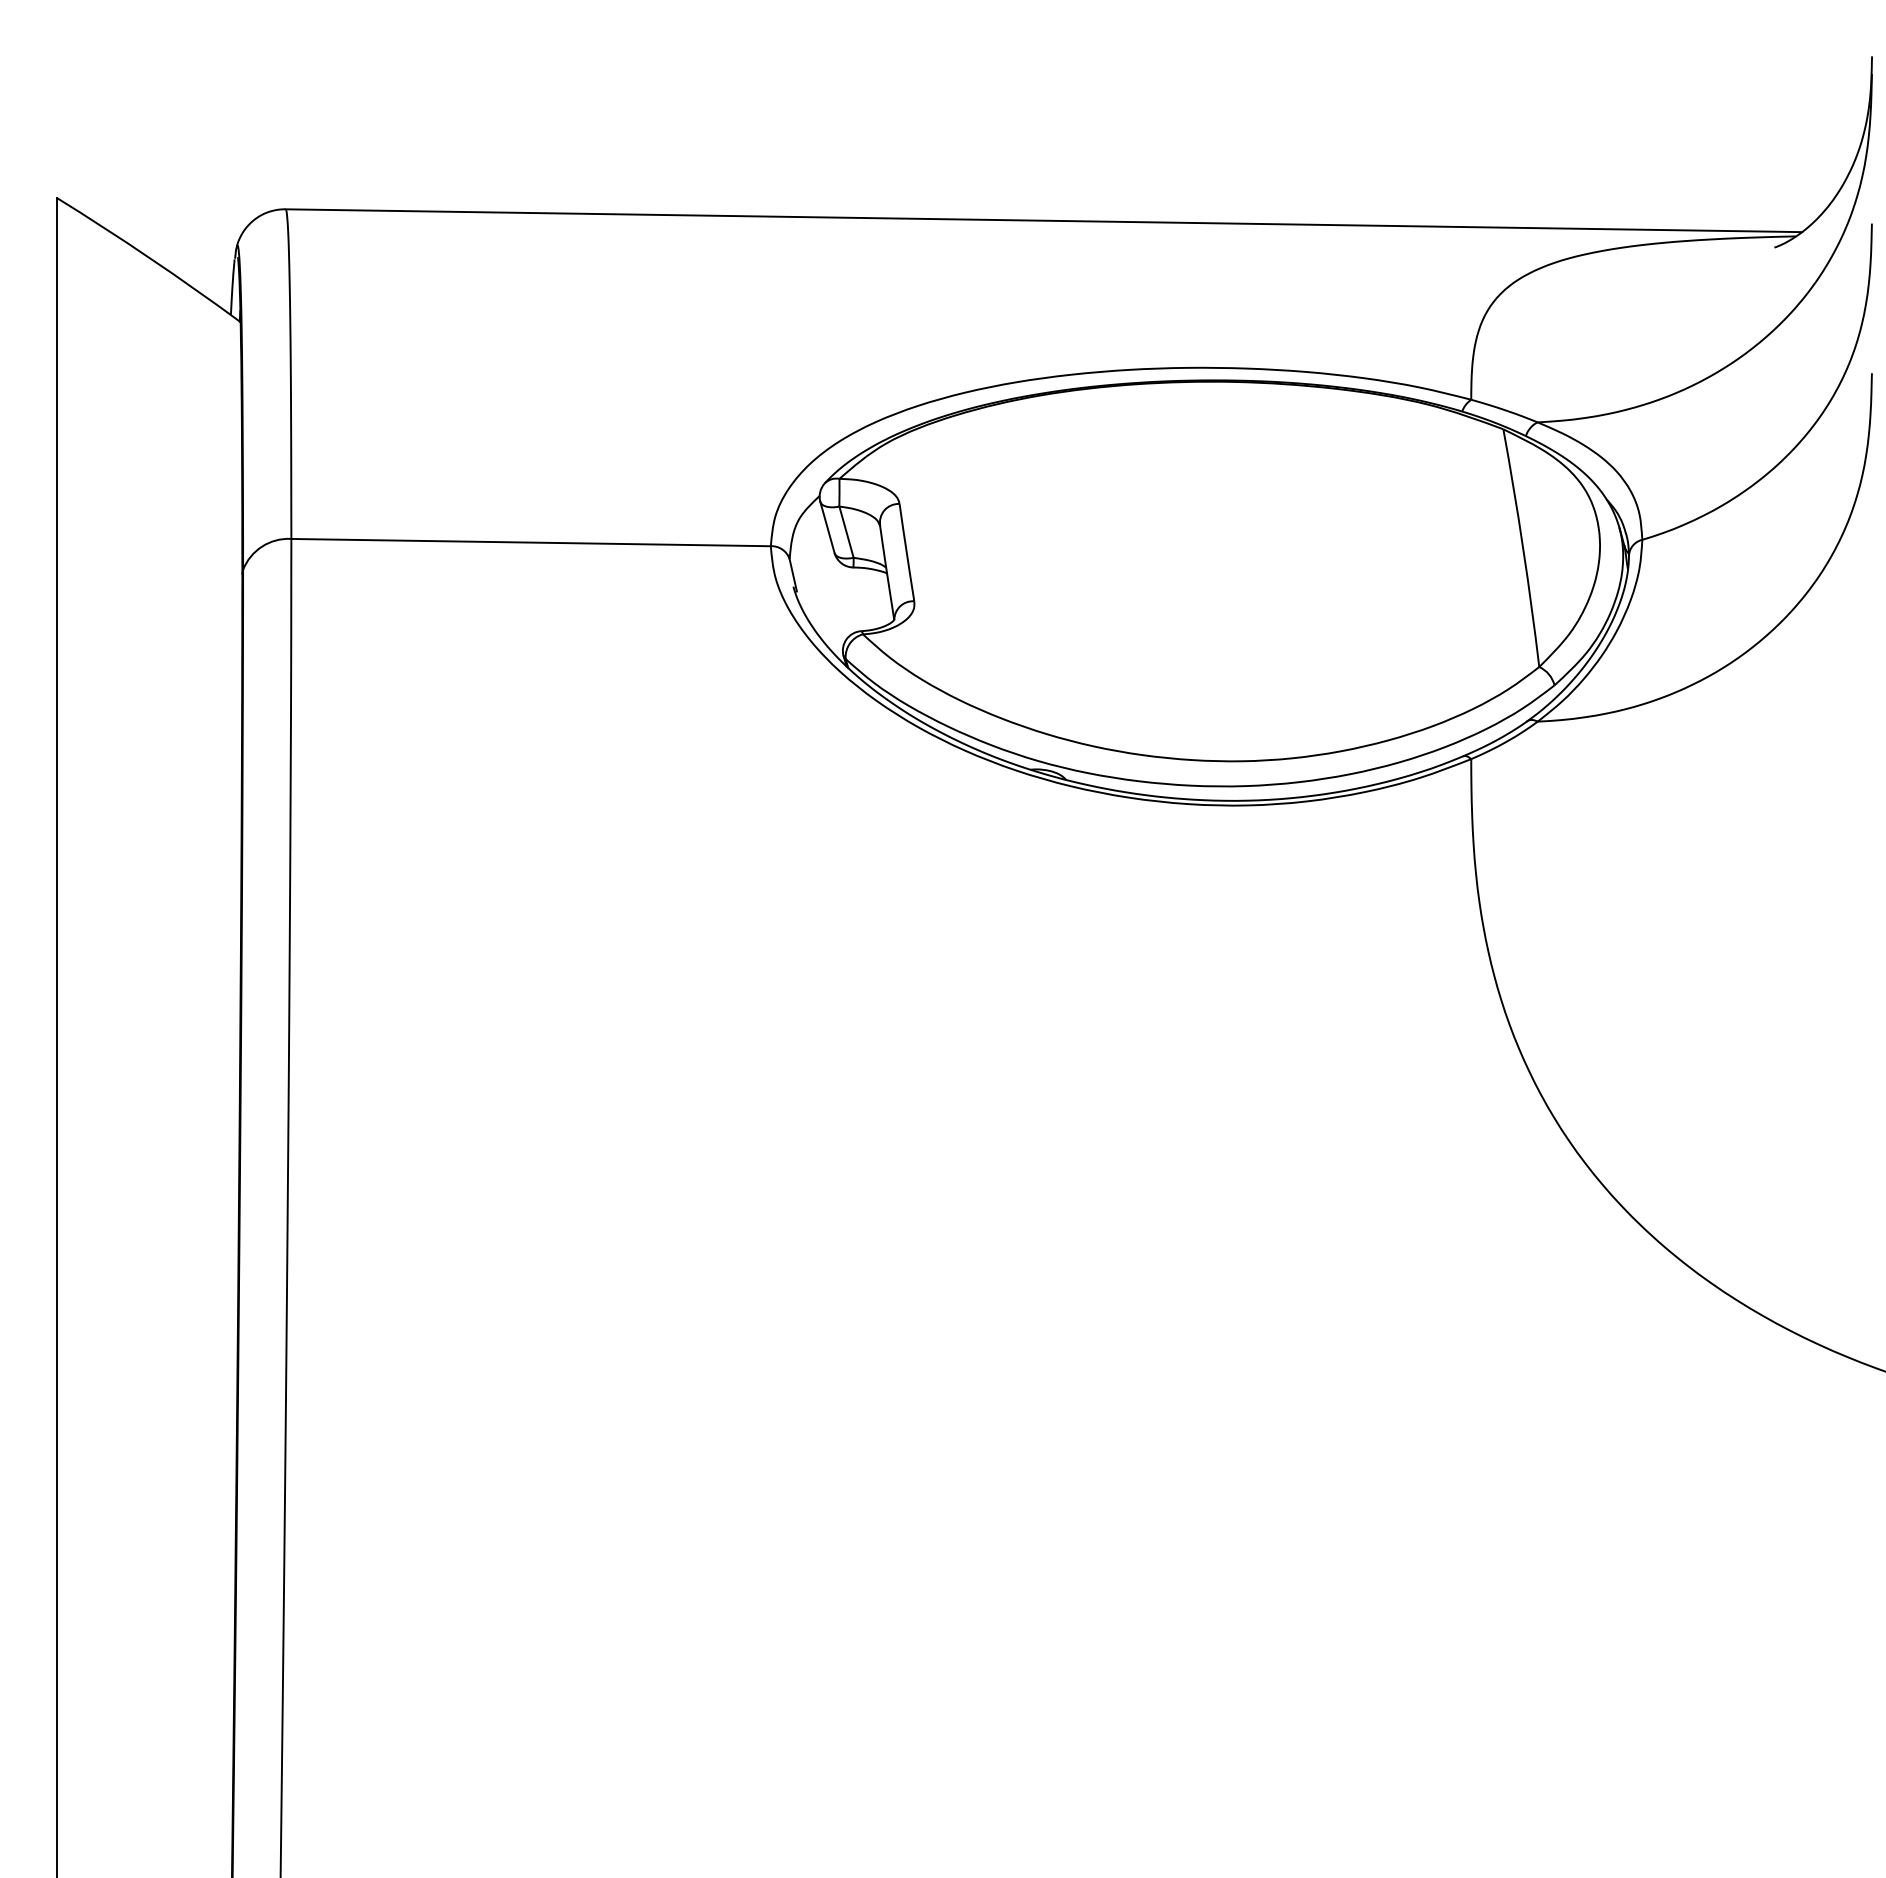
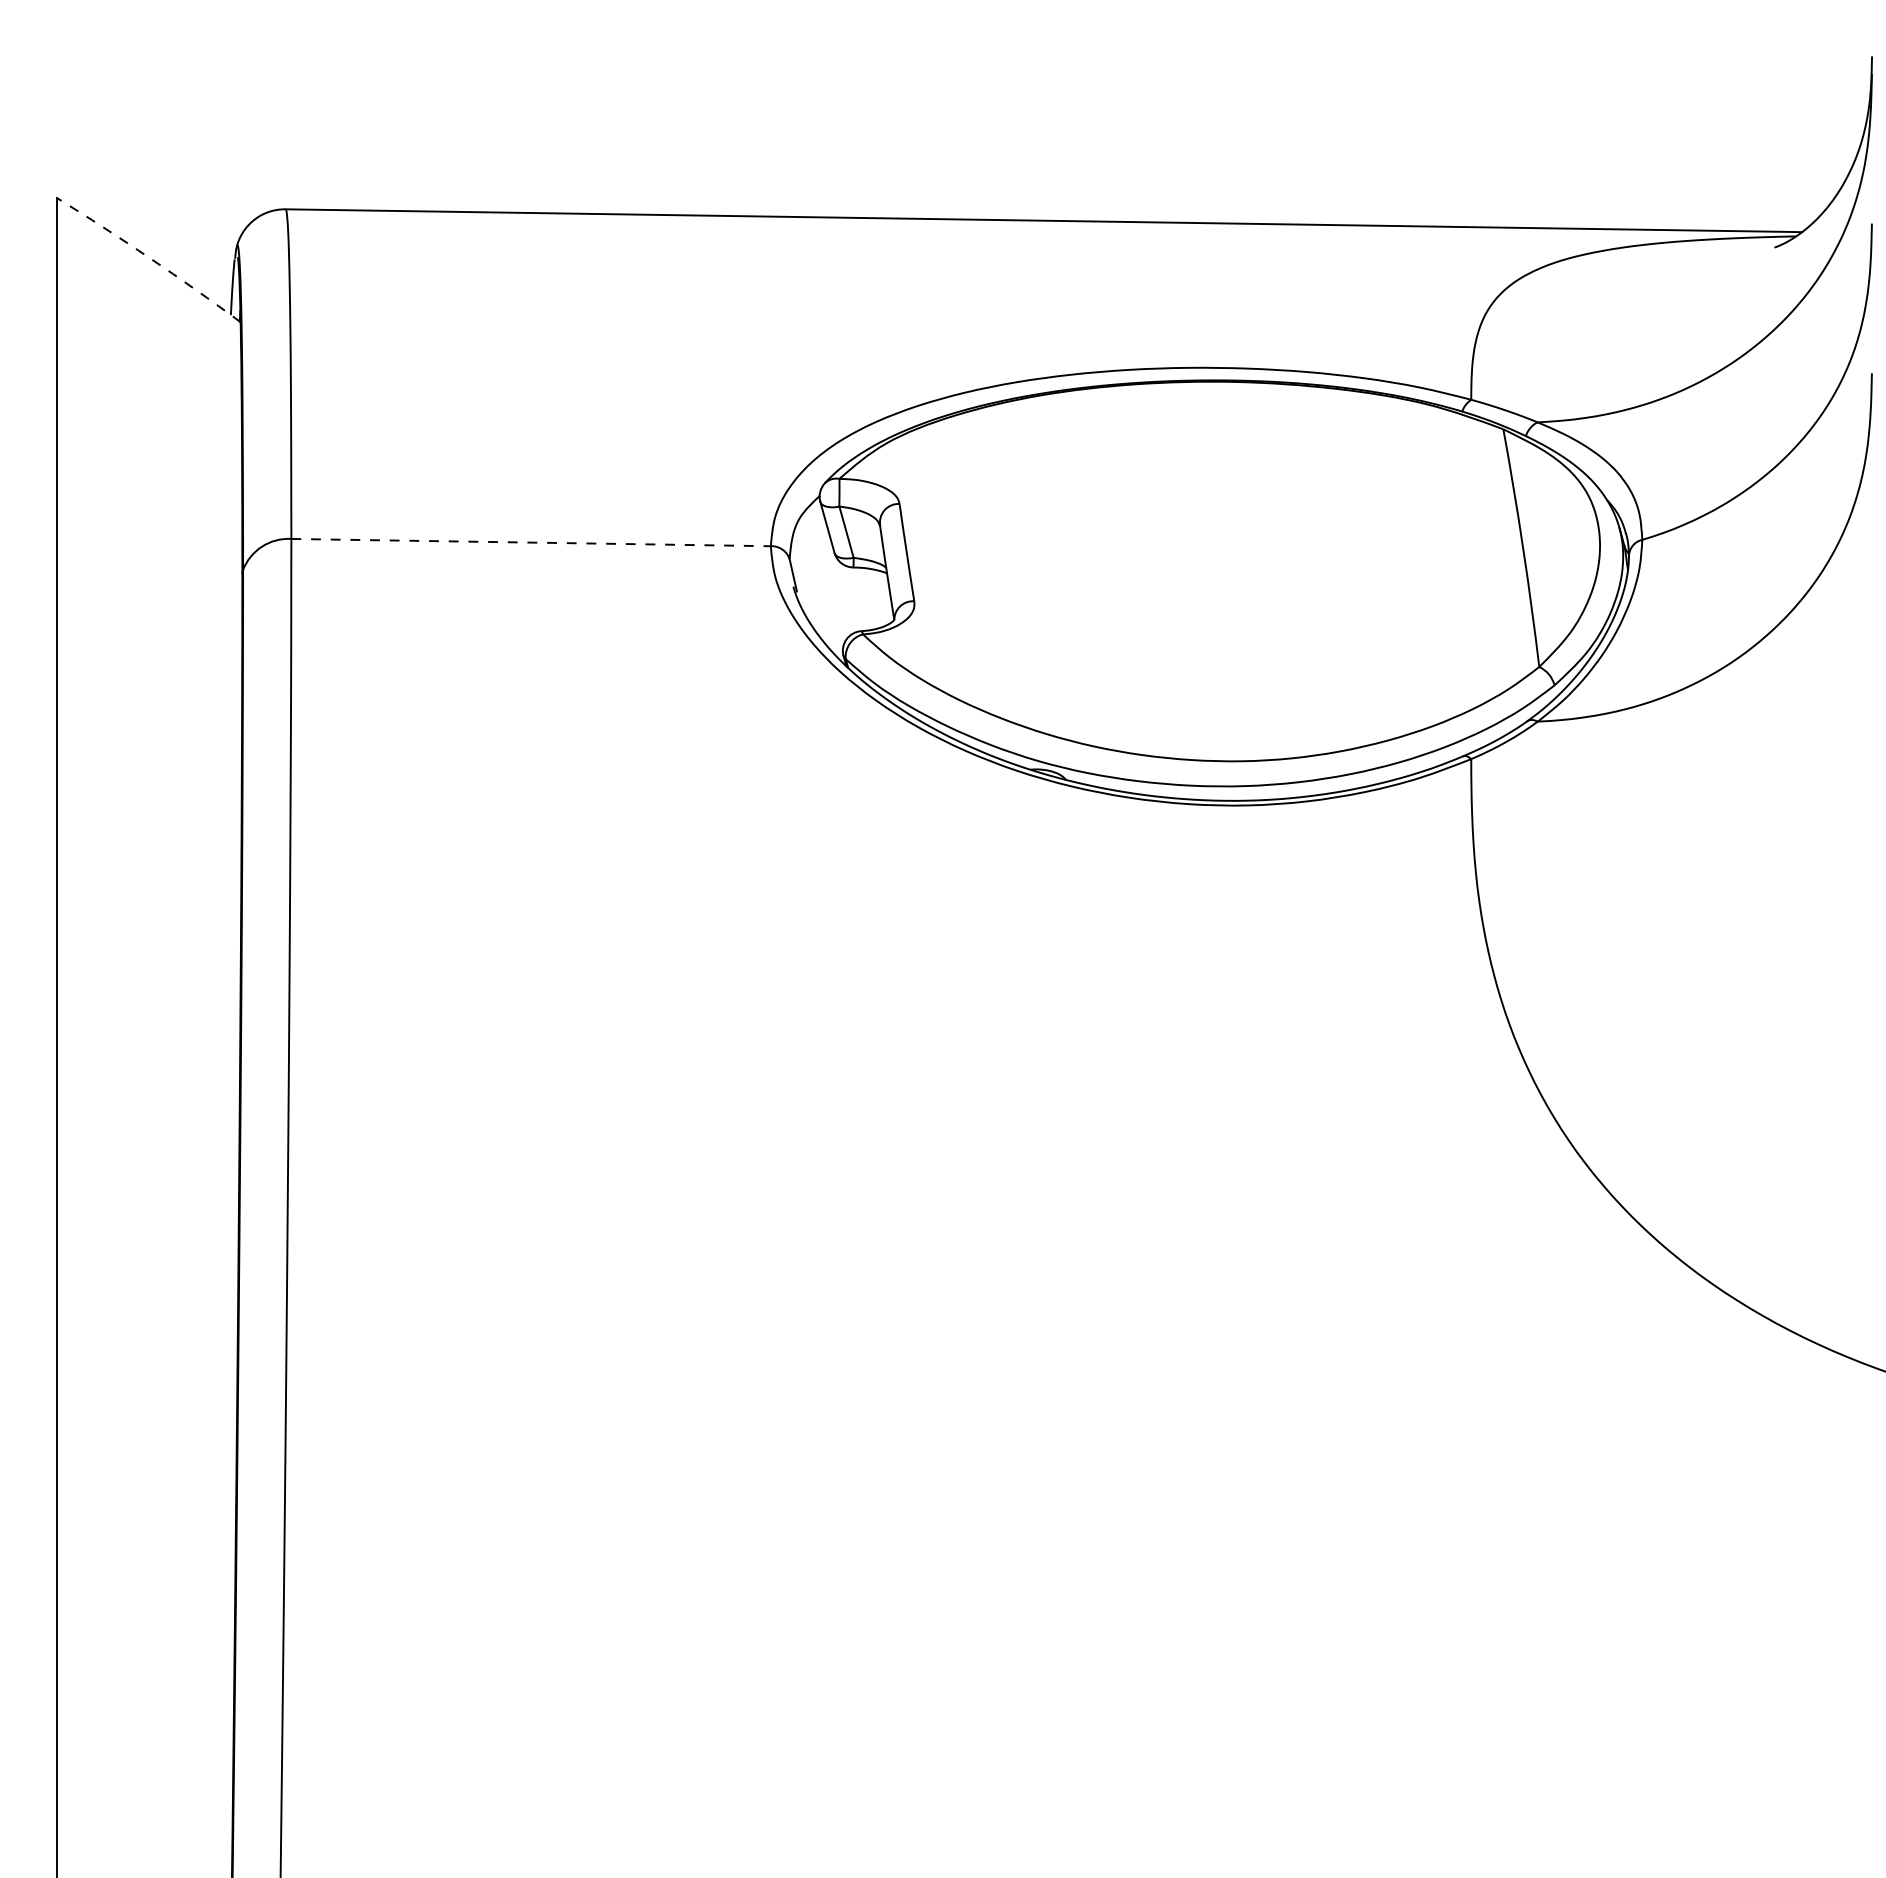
arc: solid -> dashed (149, 258)
line: solid -> dashed (531, 542)
